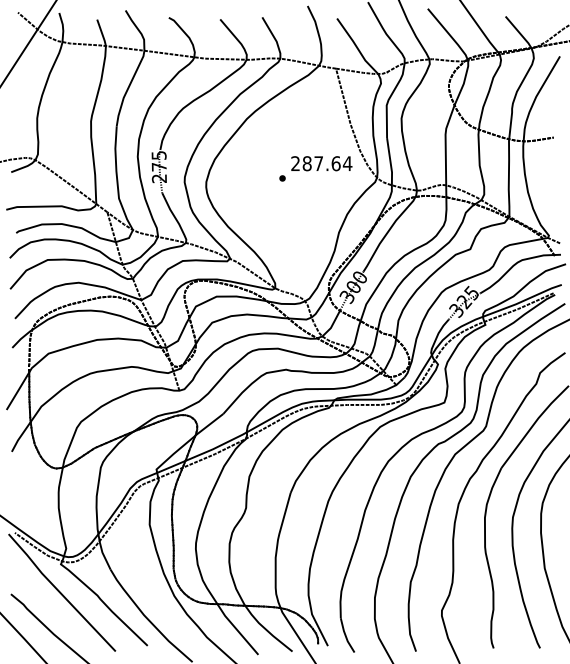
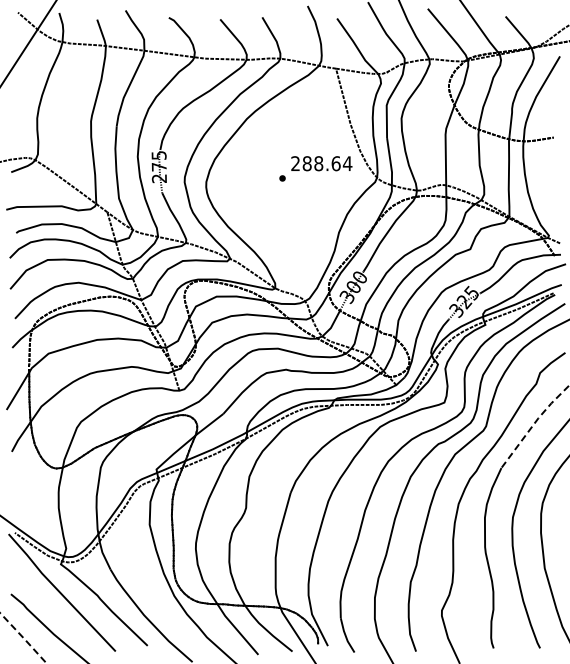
text: 287.64 -> 288.64 (318, 163)
line: solid -> dashed (533, 424)
line: solid -> dashed (24, 638)
